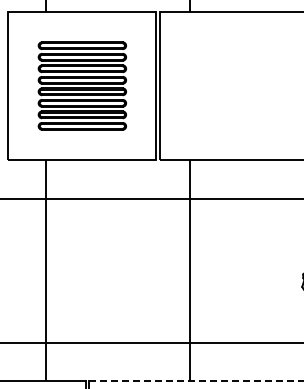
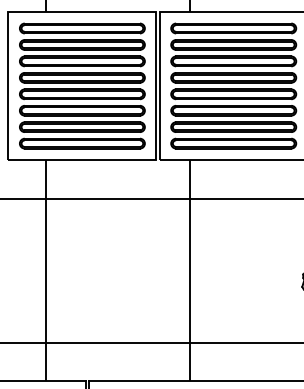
part size: 91x90 px -> 127x128 px (82, 85)
part: none -> present (233, 85)
line: dashed -> solid (196, 380)
